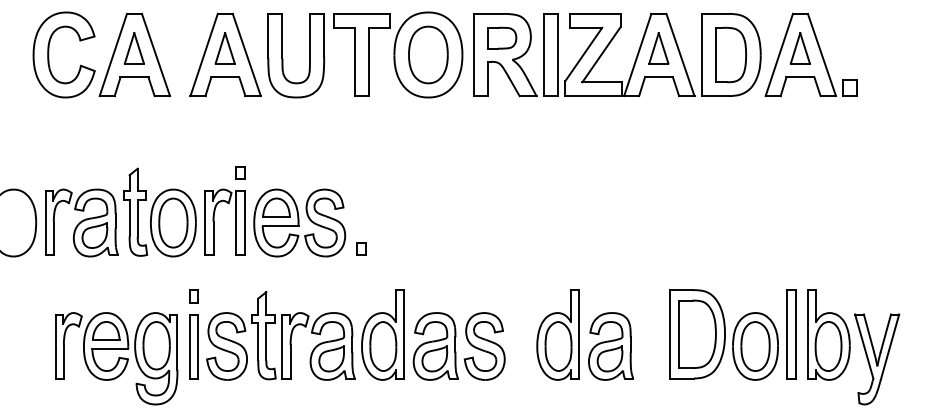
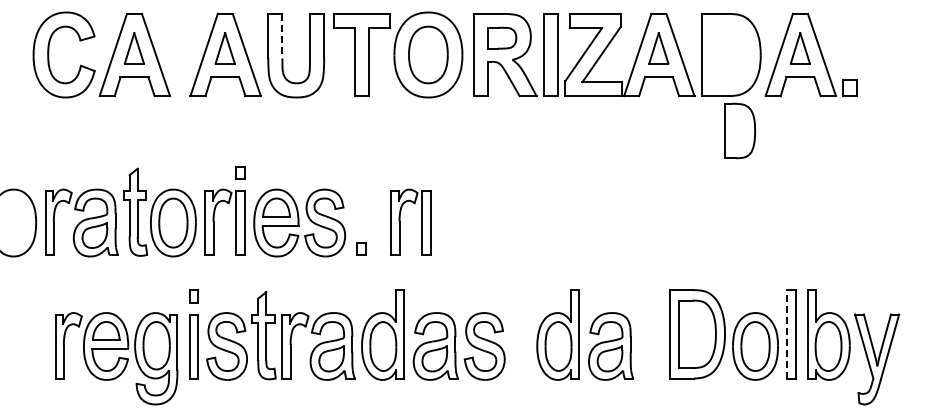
line: solid -> dashed (282, 36)
part position: (730, 54) -> (739, 130) (739, 130)
part: none -> present (400, 221)
line: solid -> dashed (787, 333)
